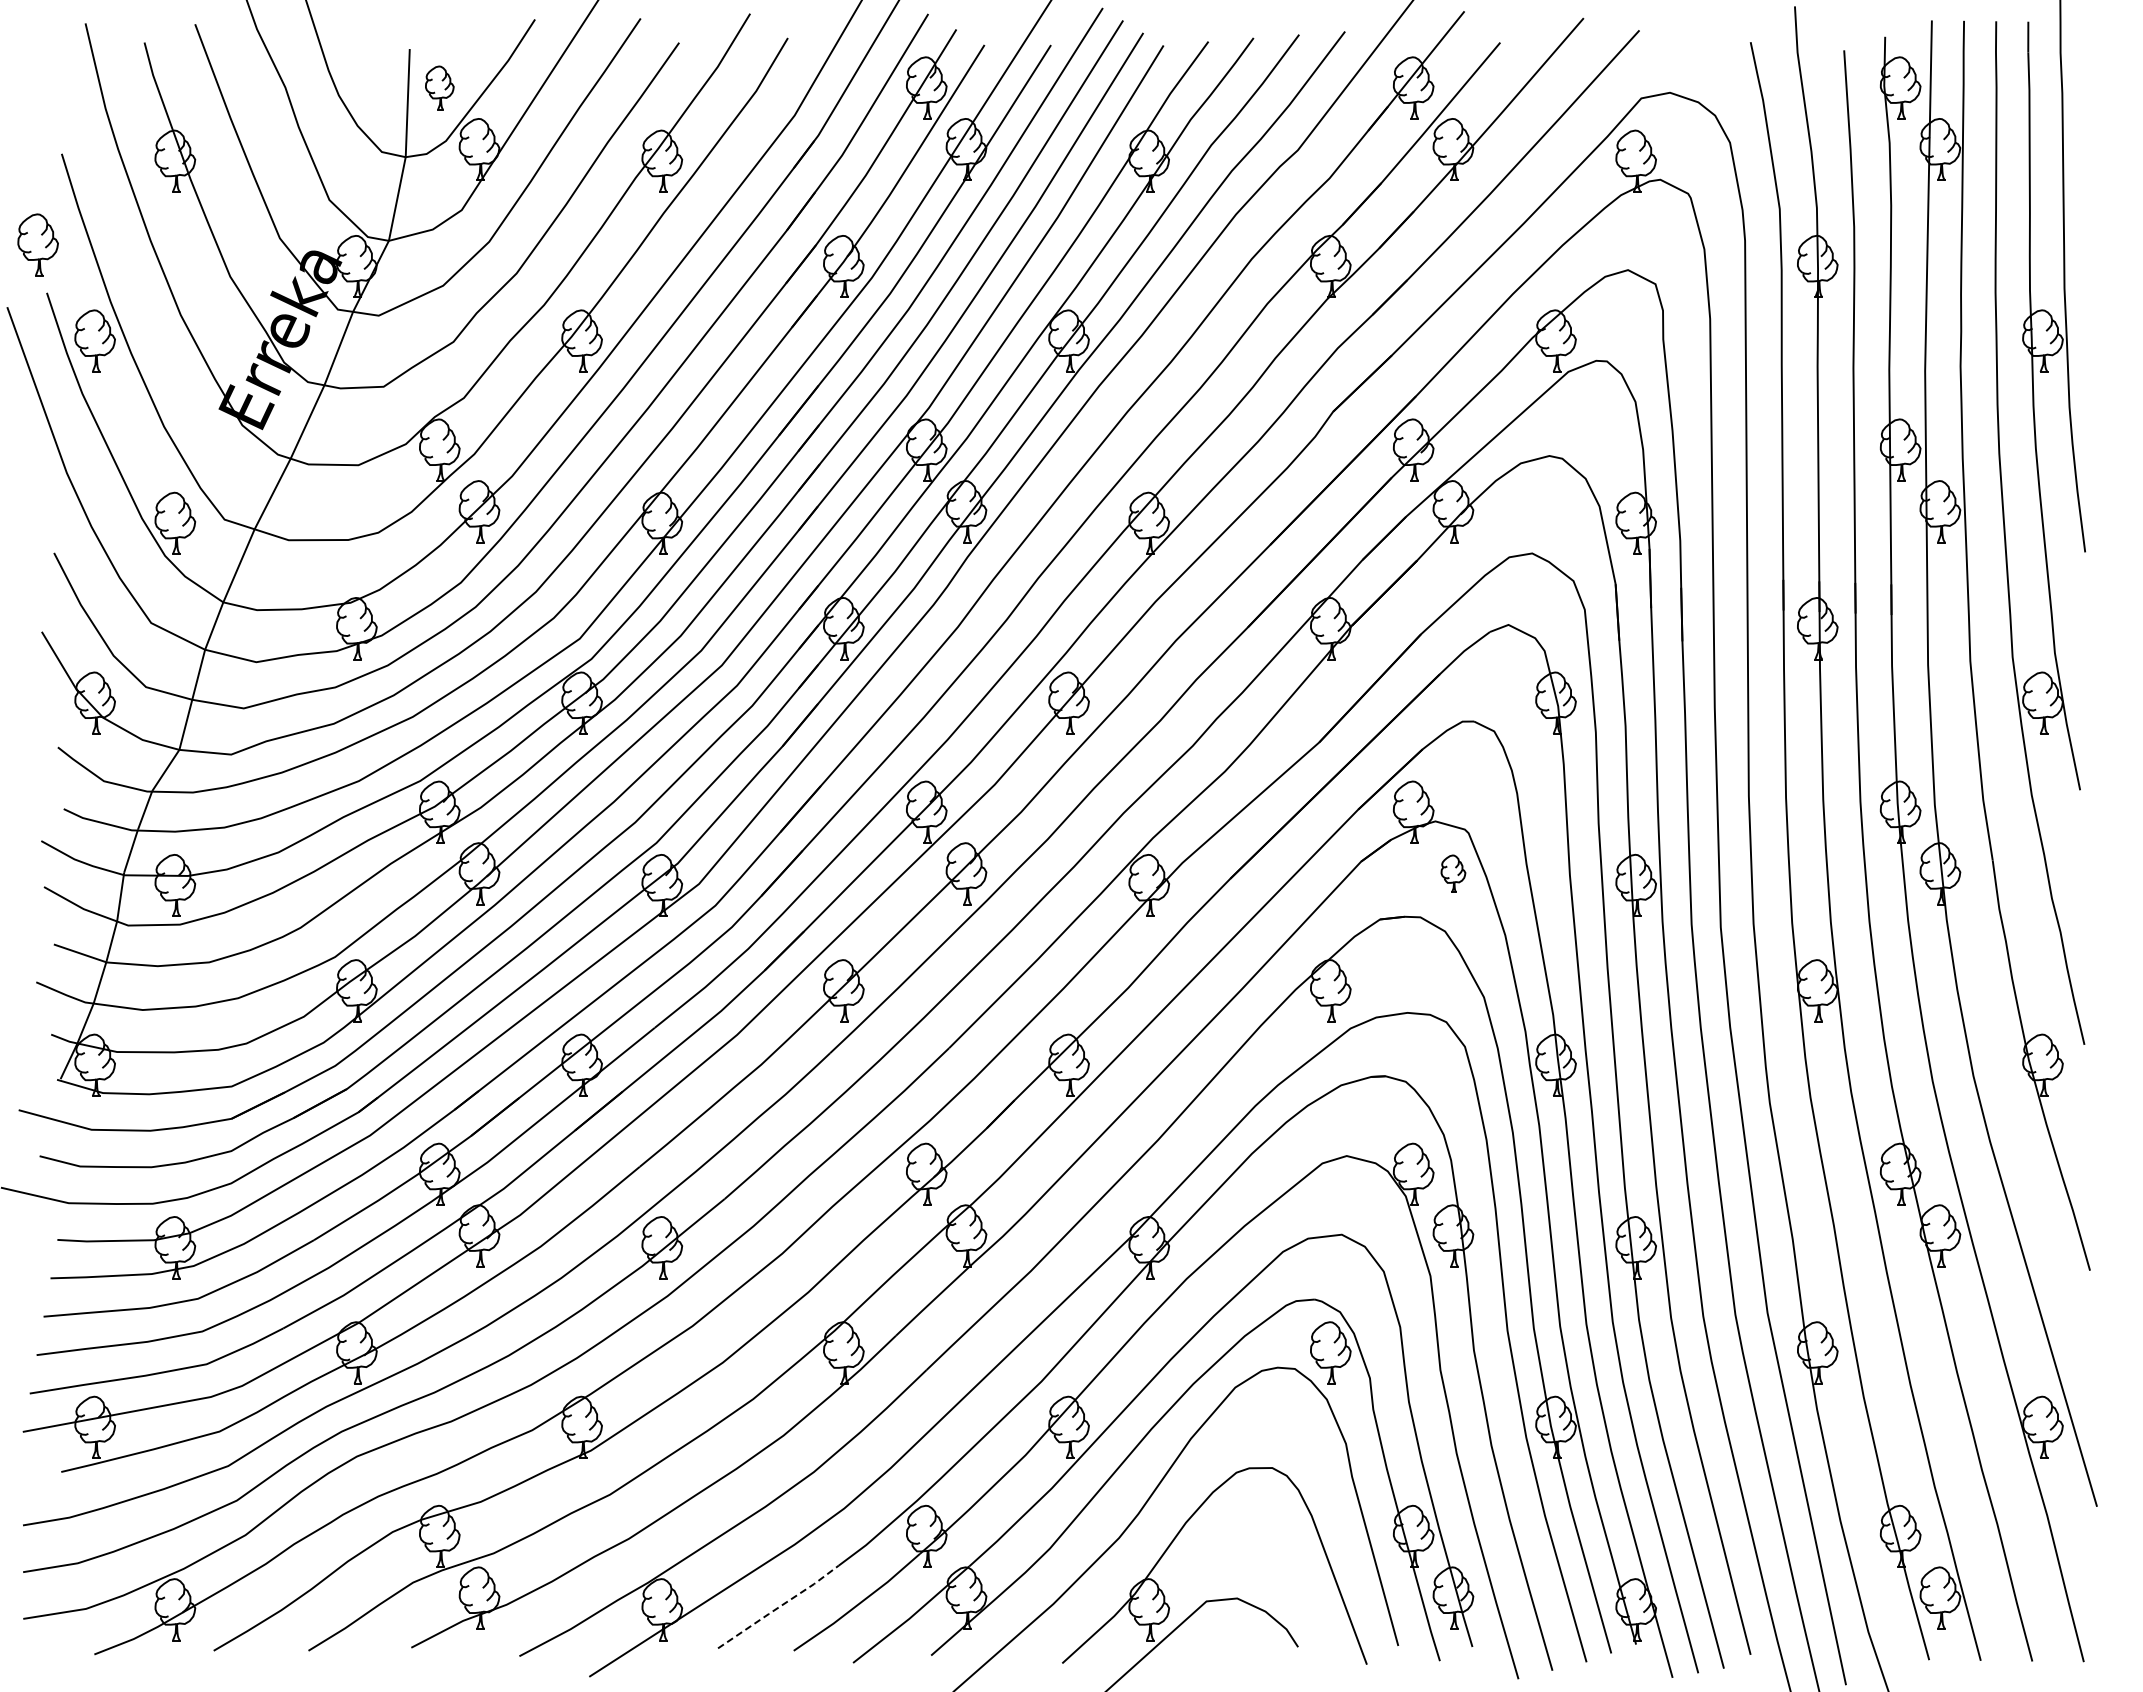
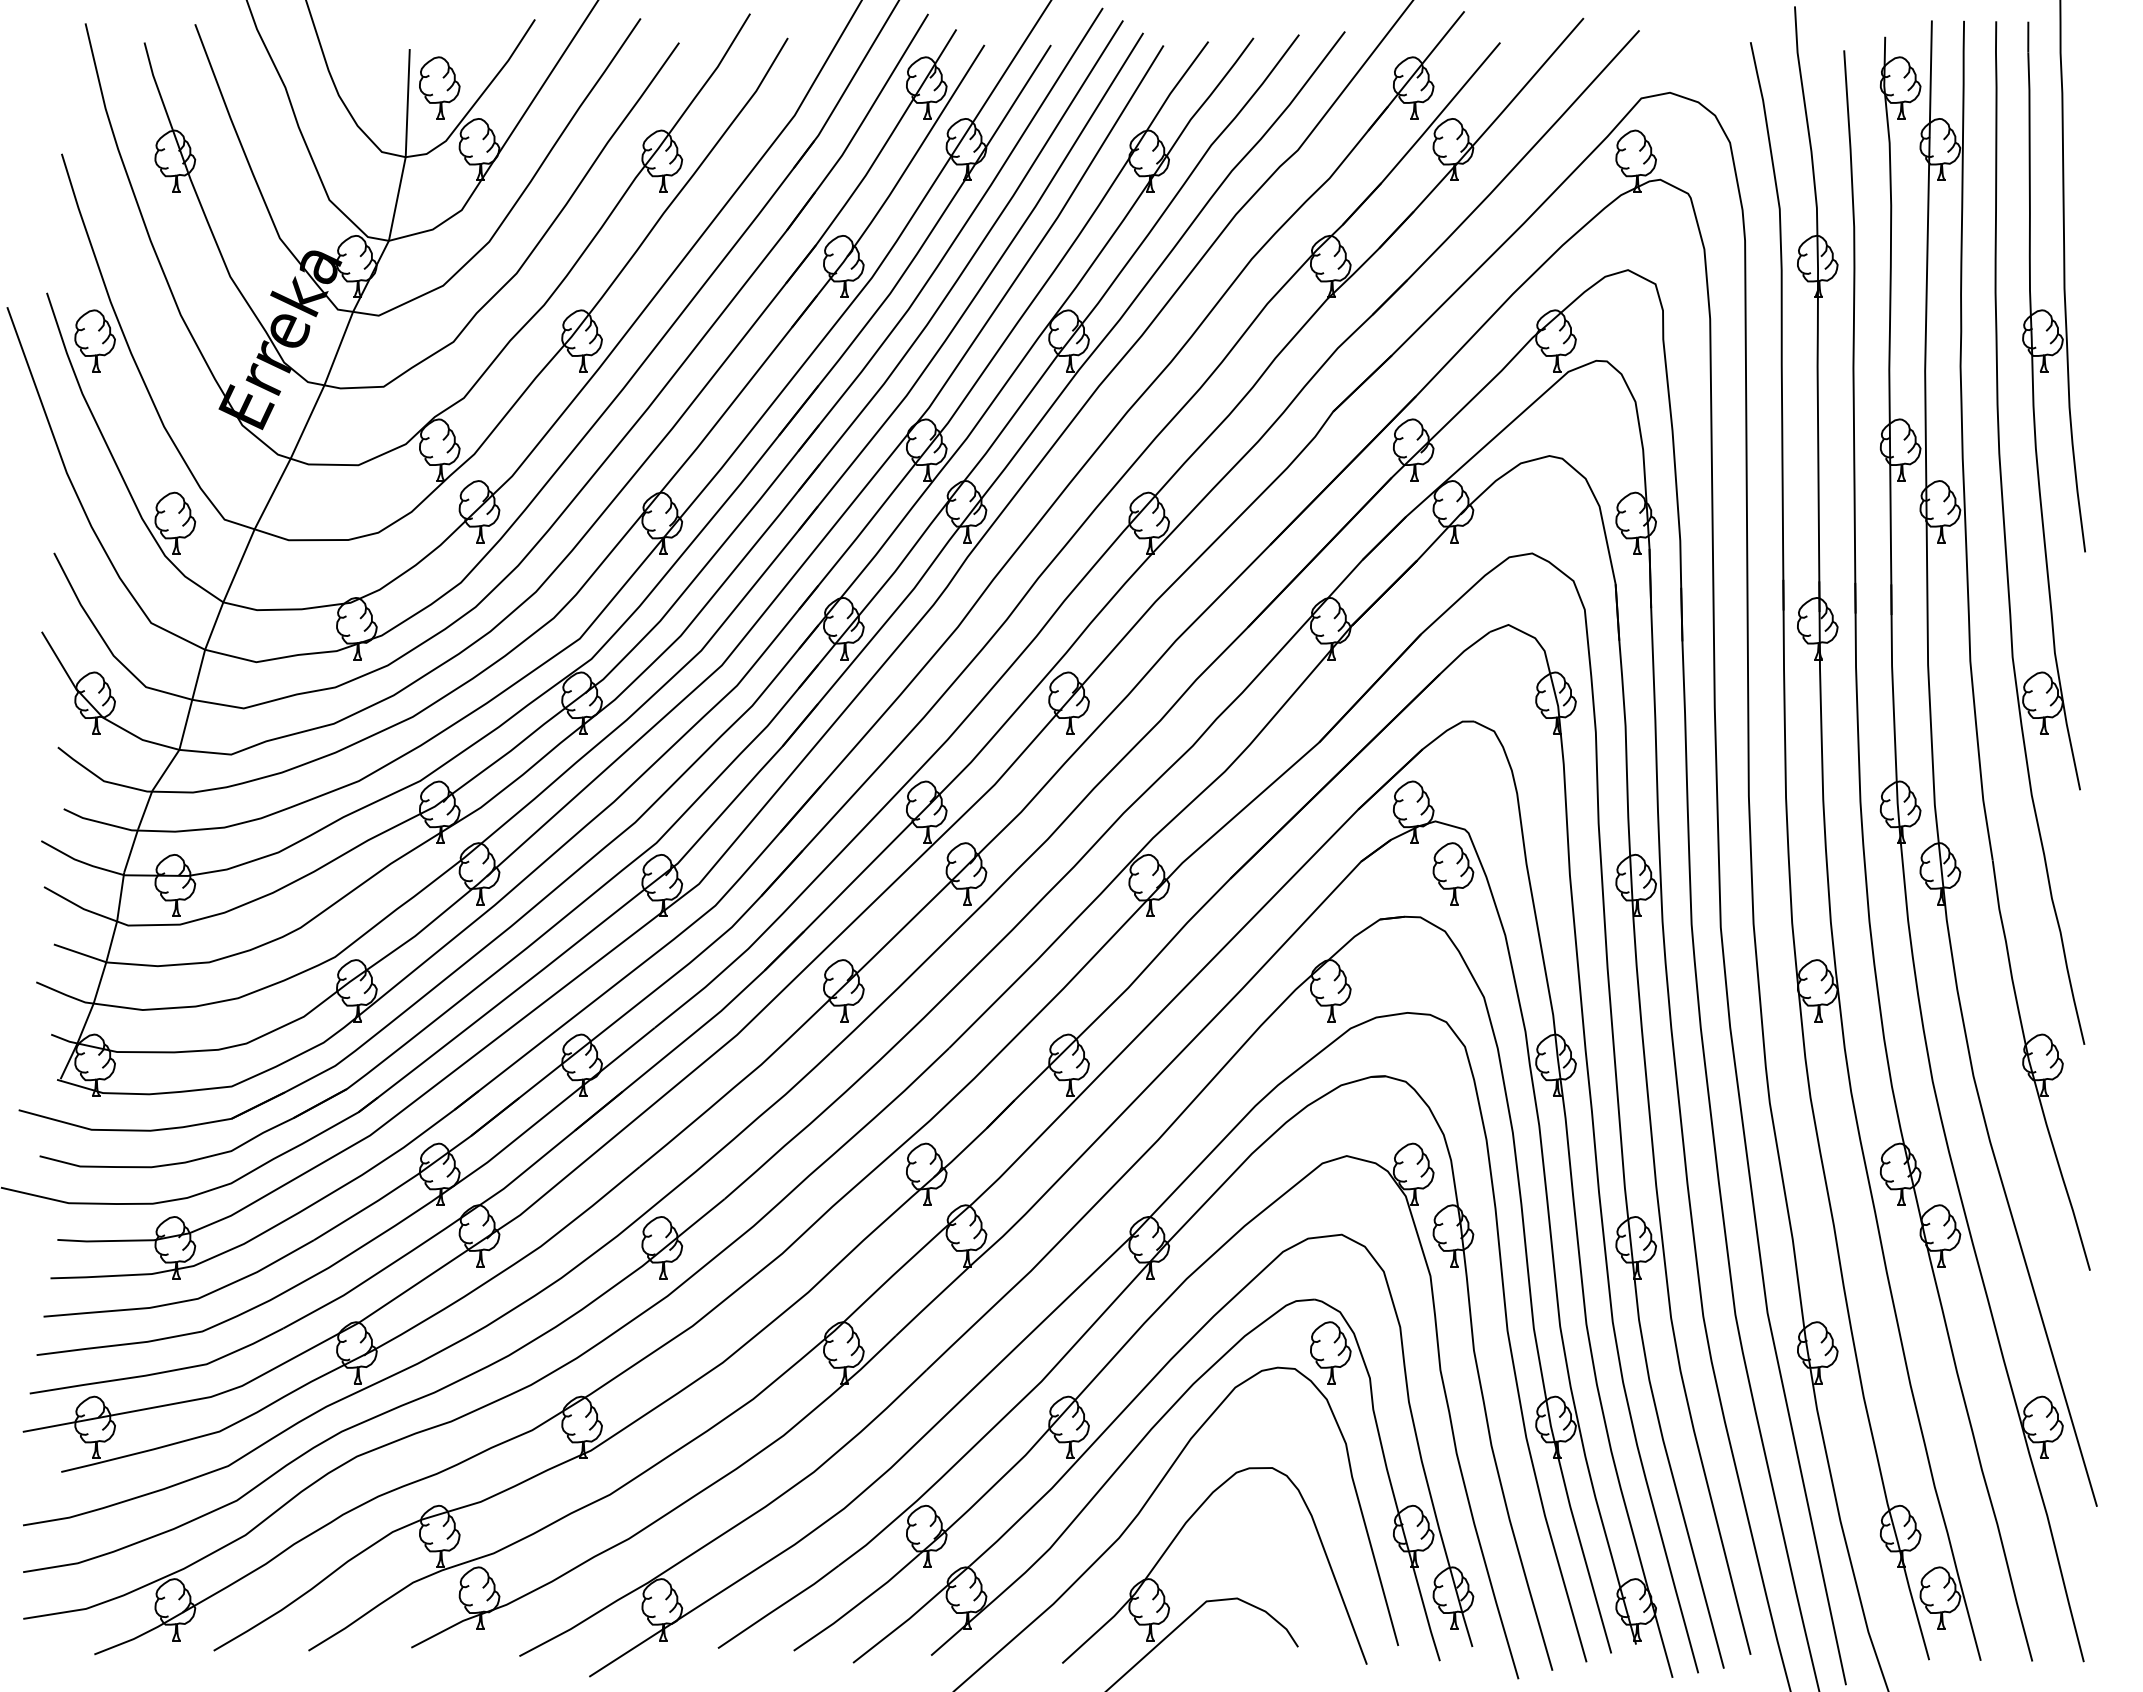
part size: 30x46 px -> 42x64 px (439, 87)
part: present -> none (37, 244)
part size: 27x39 px -> 43x64 px (1453, 873)
line: dashed -> solid (778, 1607)
